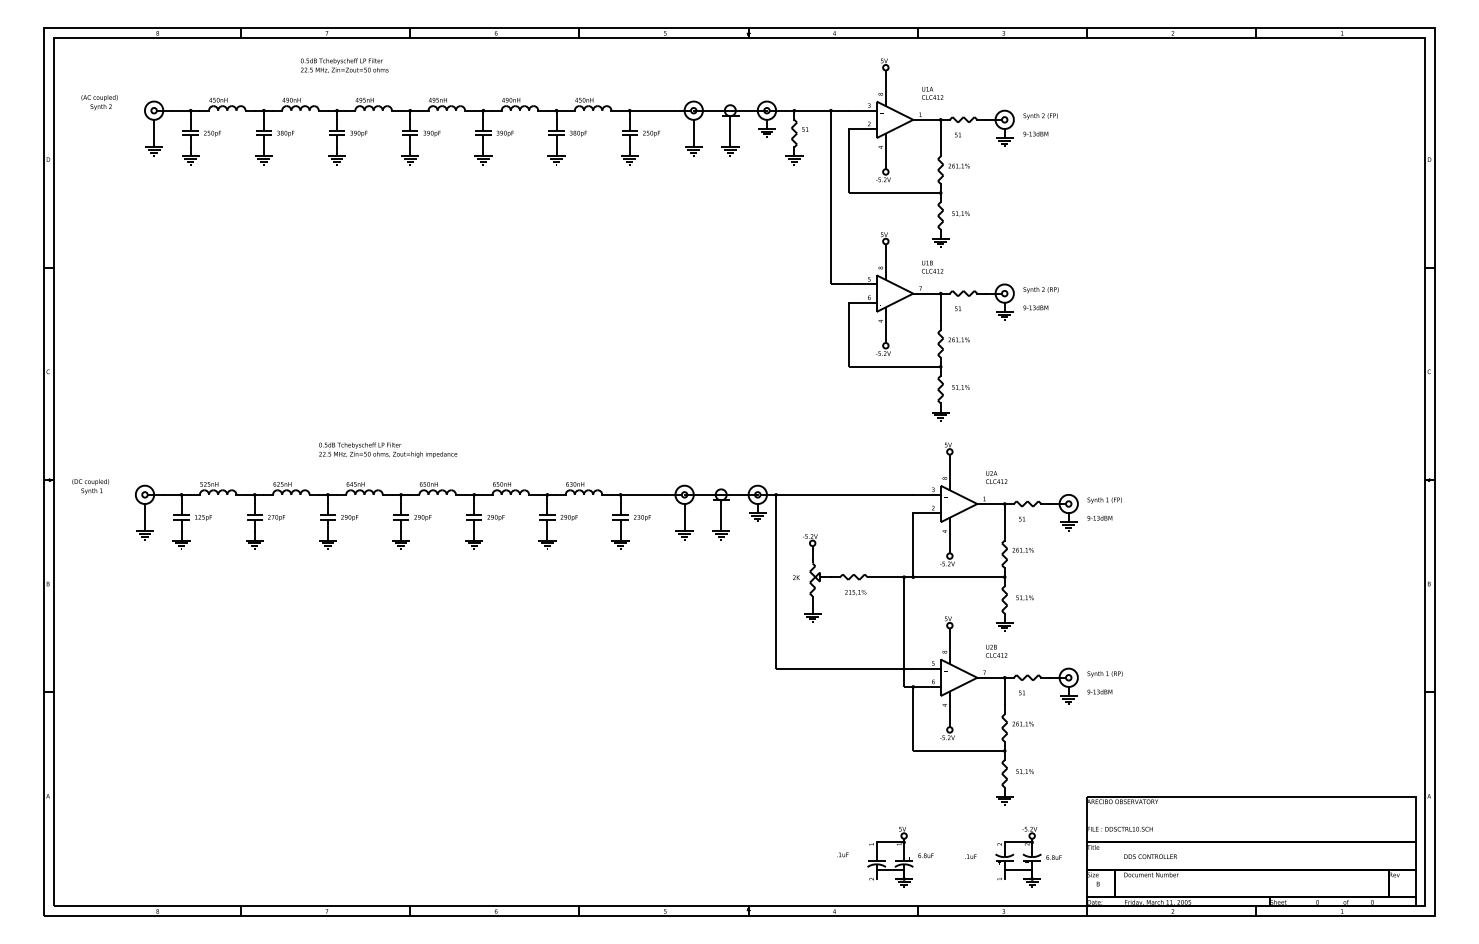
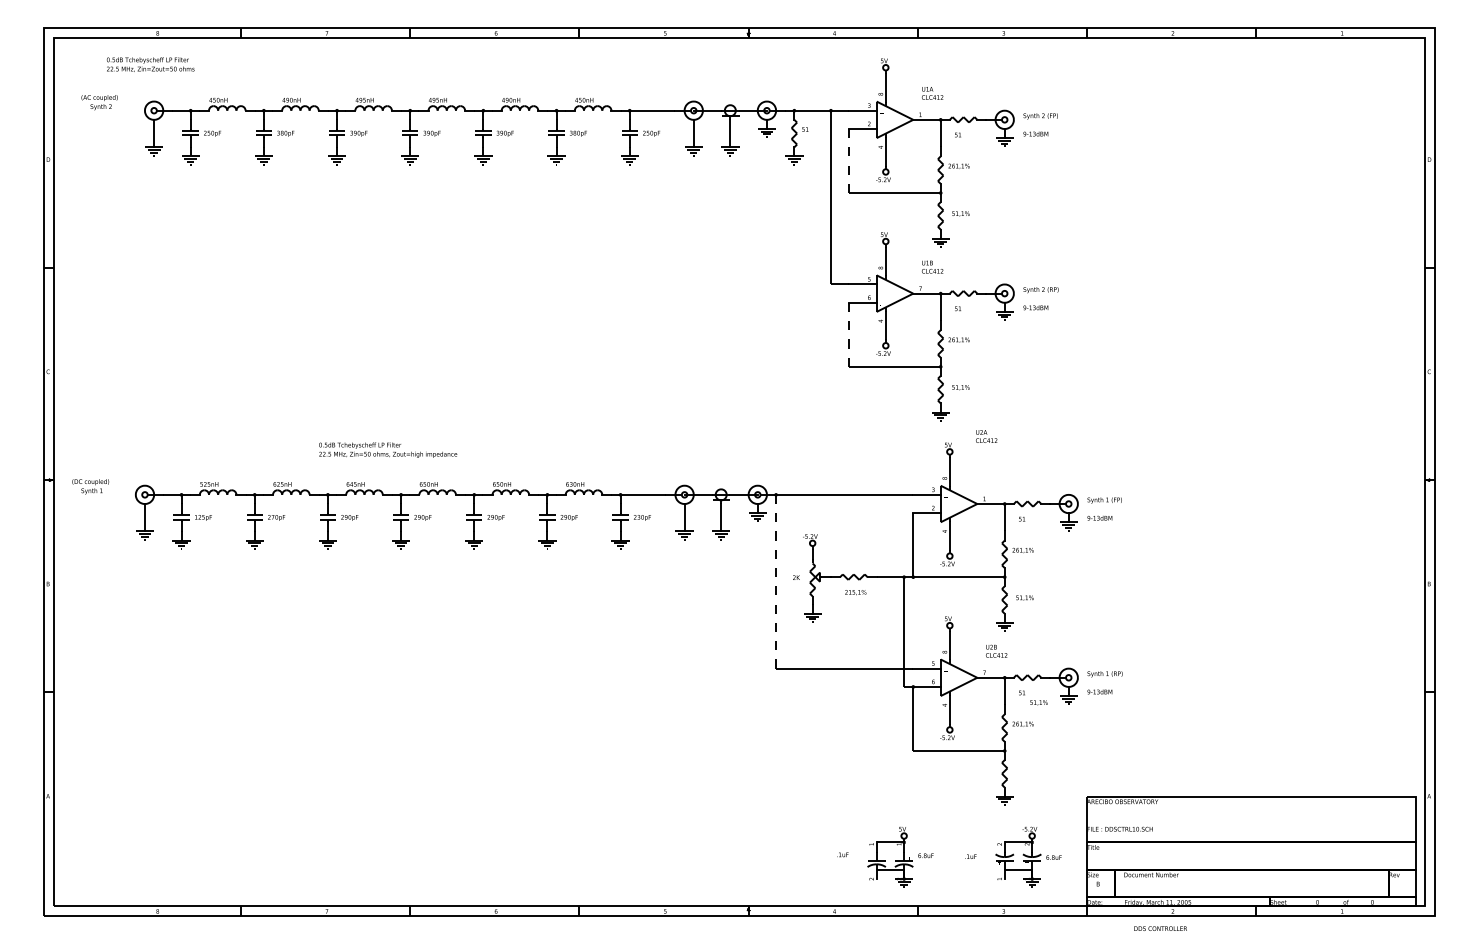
text position: (344, 65) -> (150, 64) (150, 64)
line: solid -> dashed (849, 161)
line: solid -> dashed (849, 335)
text position: (996, 477) -> (986, 436) (986, 436)
line: solid -> dashed (776, 581)
text position: (1024, 771) -> (1038, 702) (1038, 702)
text position: (1150, 856) -> (1160, 928) (1160, 928)
